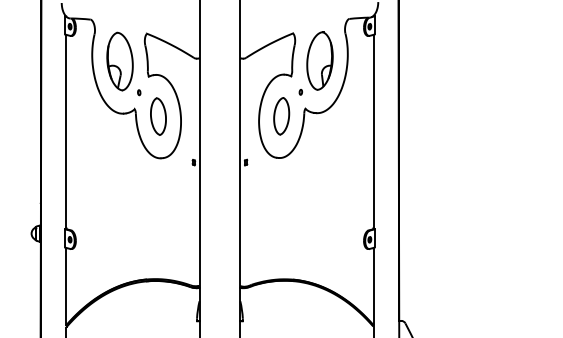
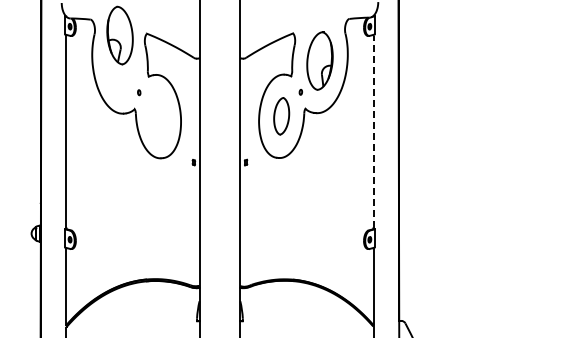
part position: (119, 61) -> (119, 35) (119, 35)
part: present -> none (158, 116)
line: solid -> dashed (373, 131)
